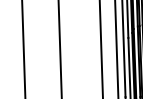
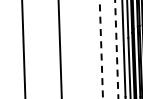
line: solid -> dashed (101, 50)
line: solid -> dashed (116, 50)
